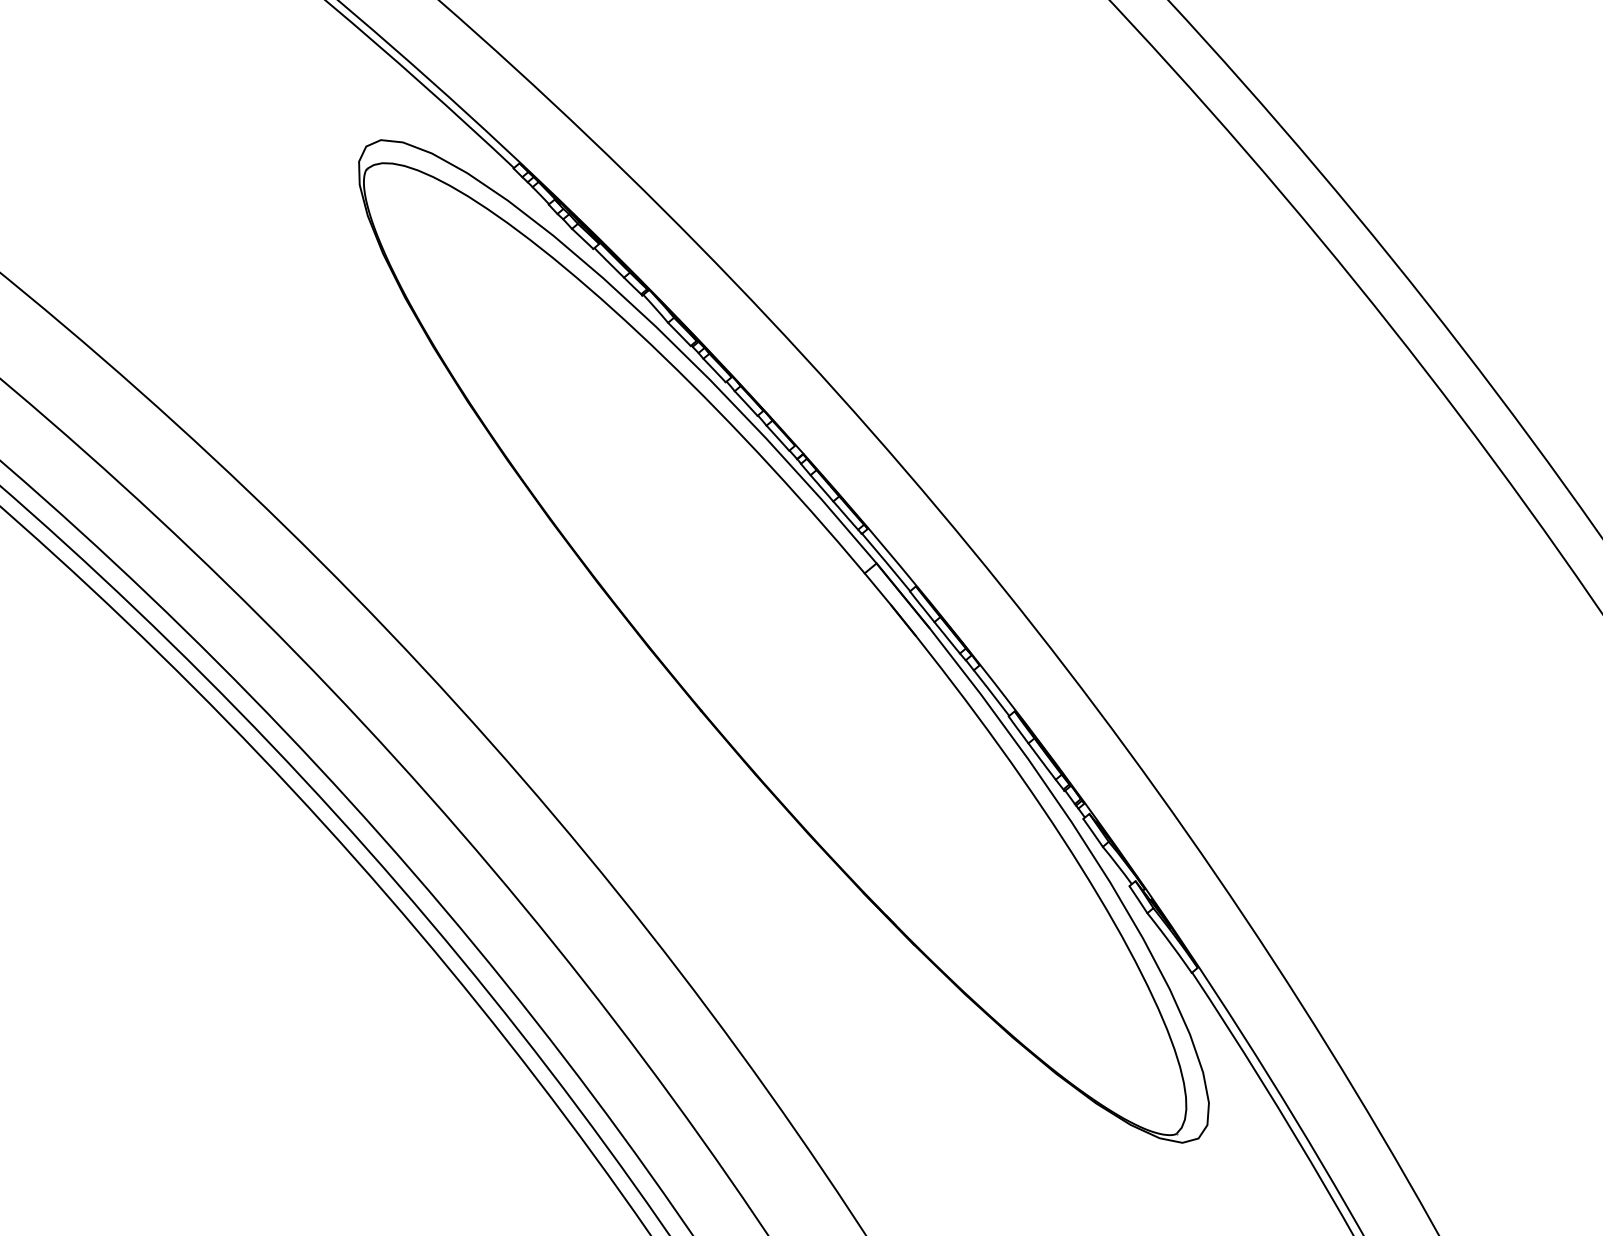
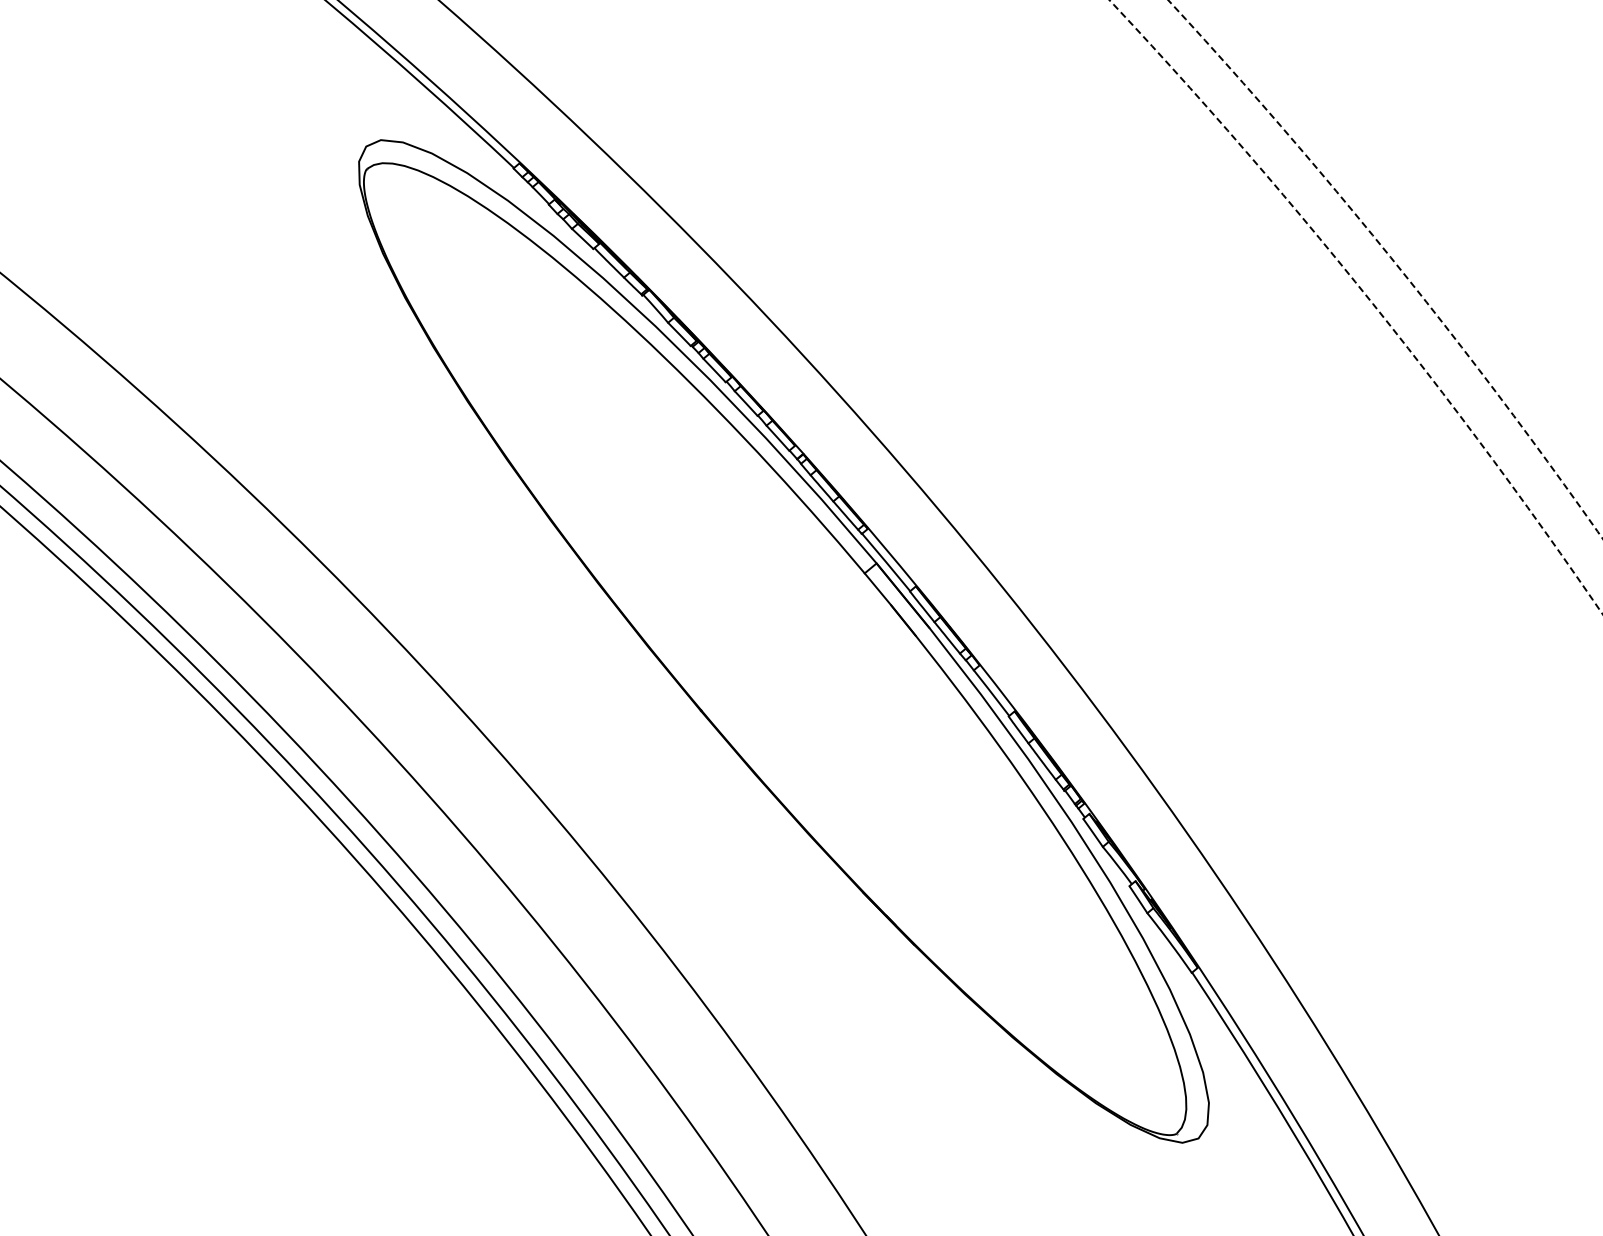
arc: solid -> dashed (1394, 262)
arc: solid -> dashed (1367, 296)
